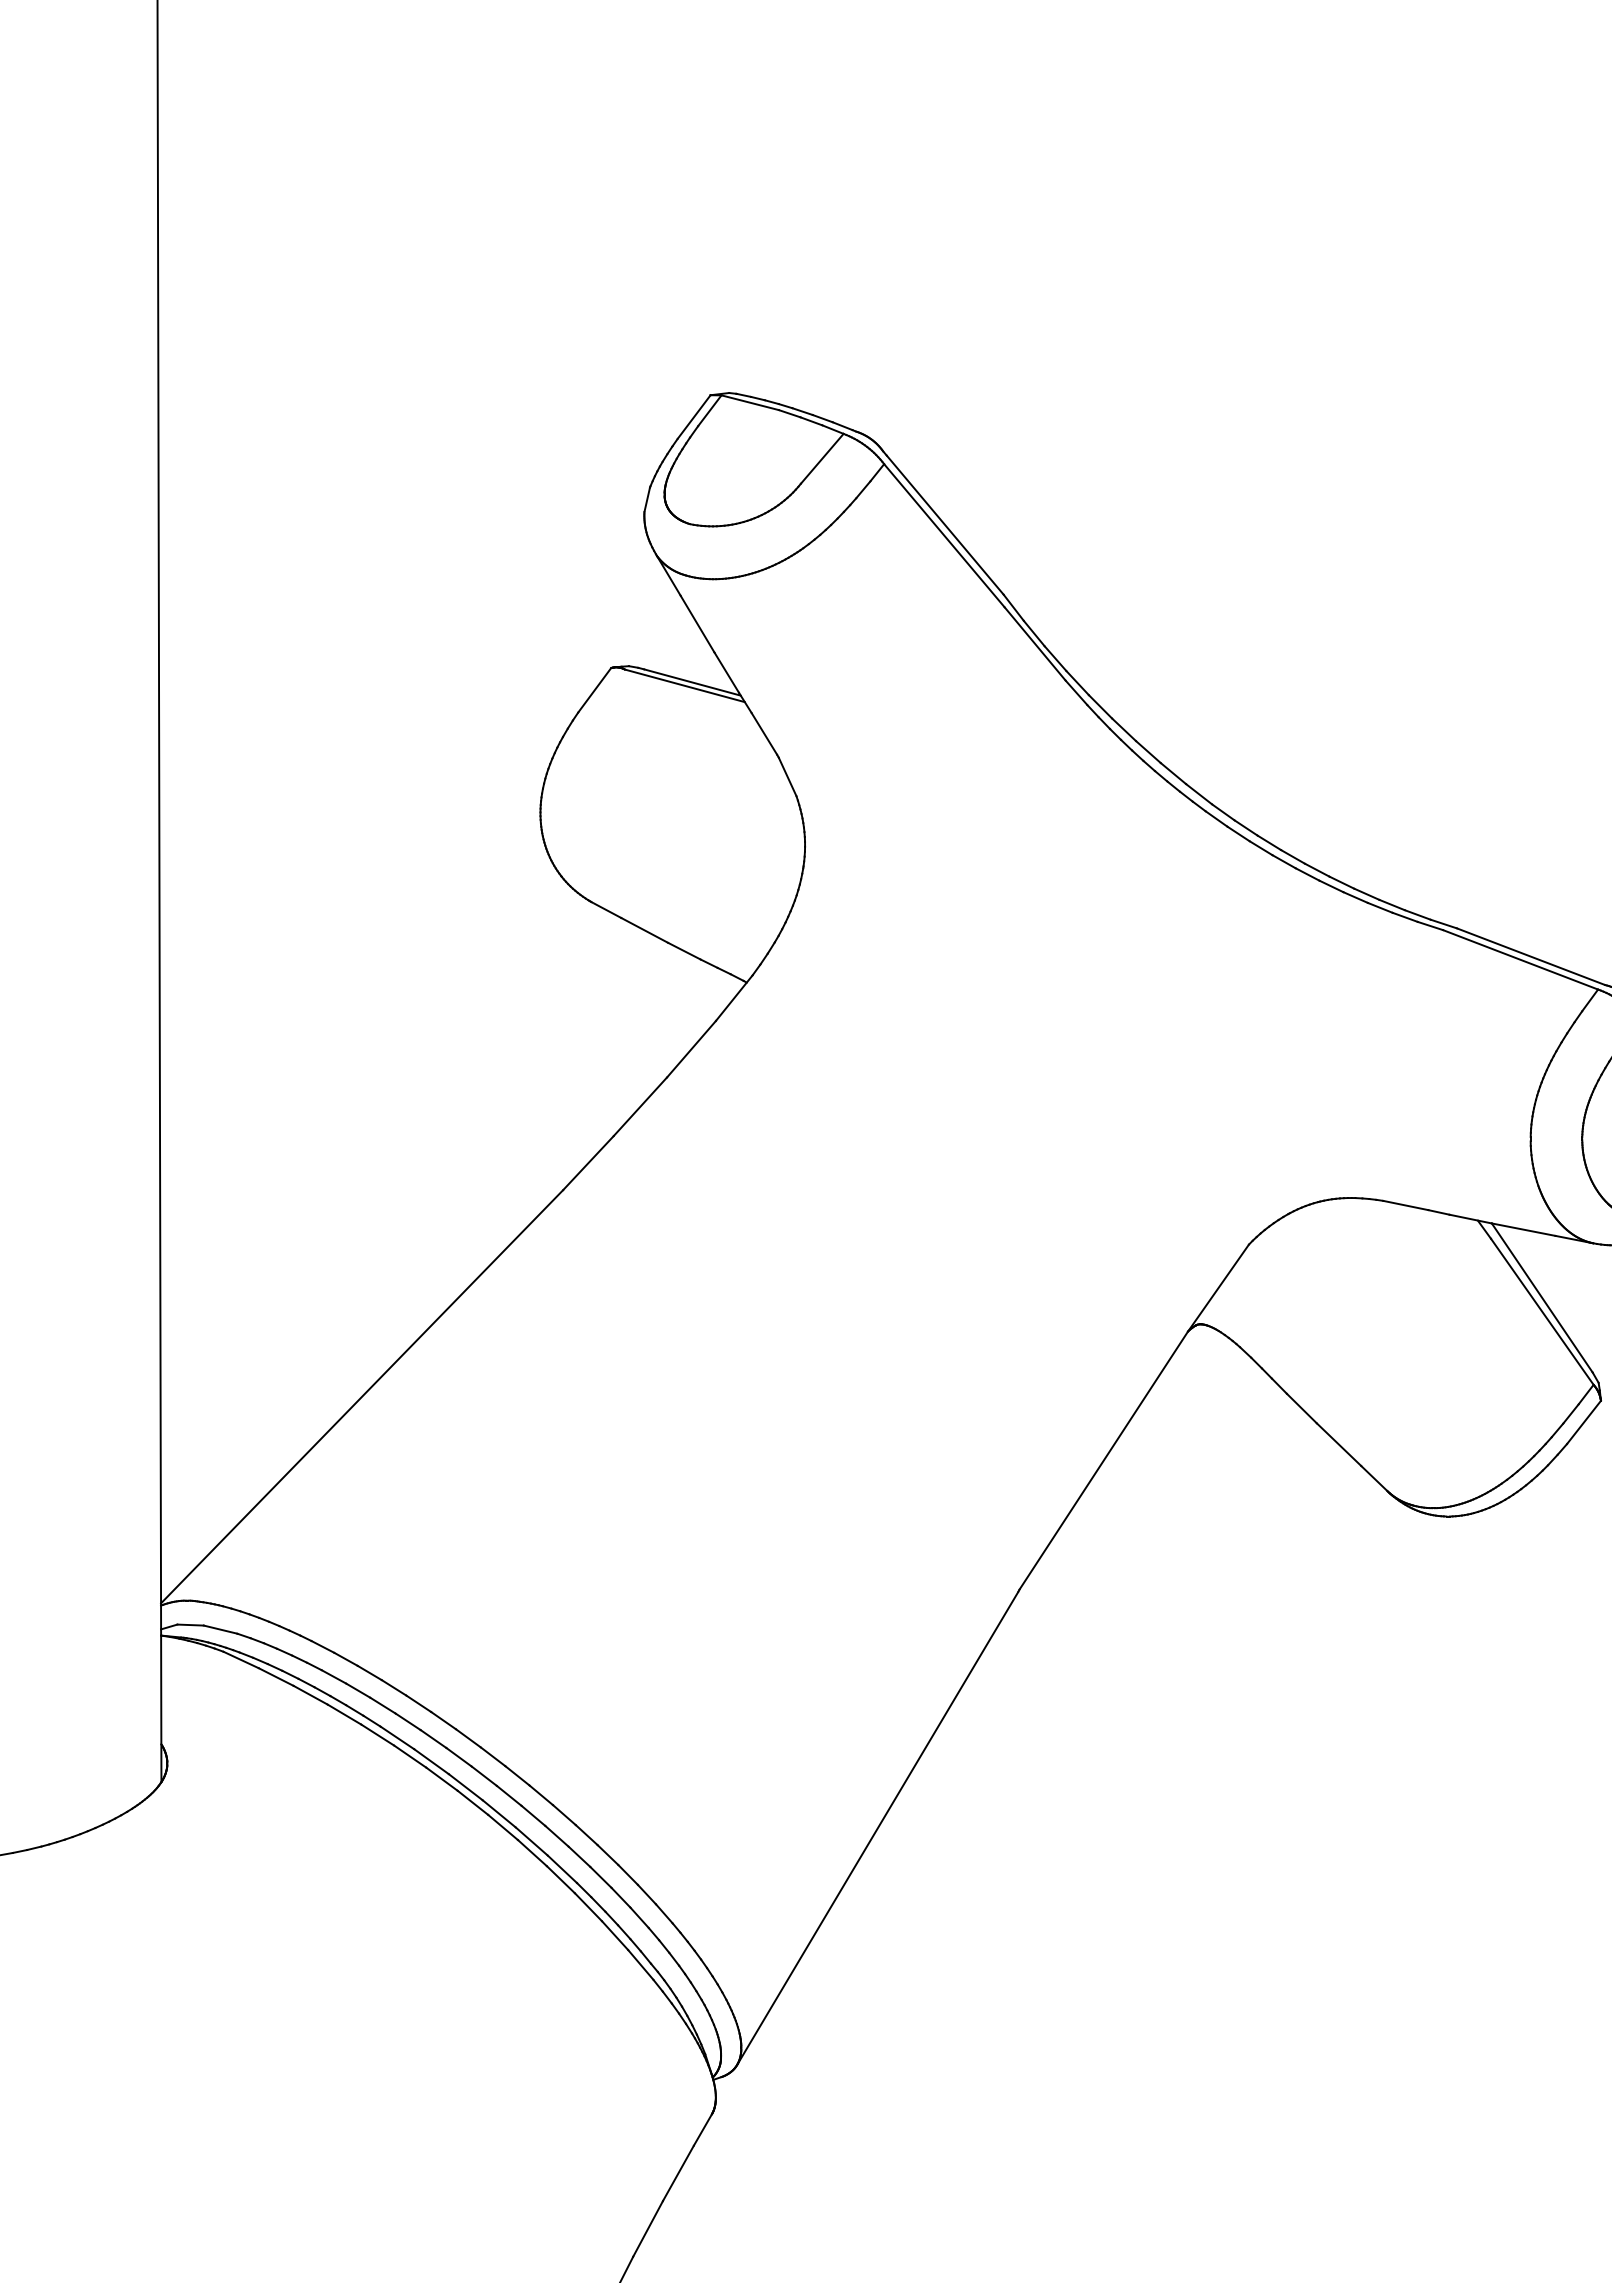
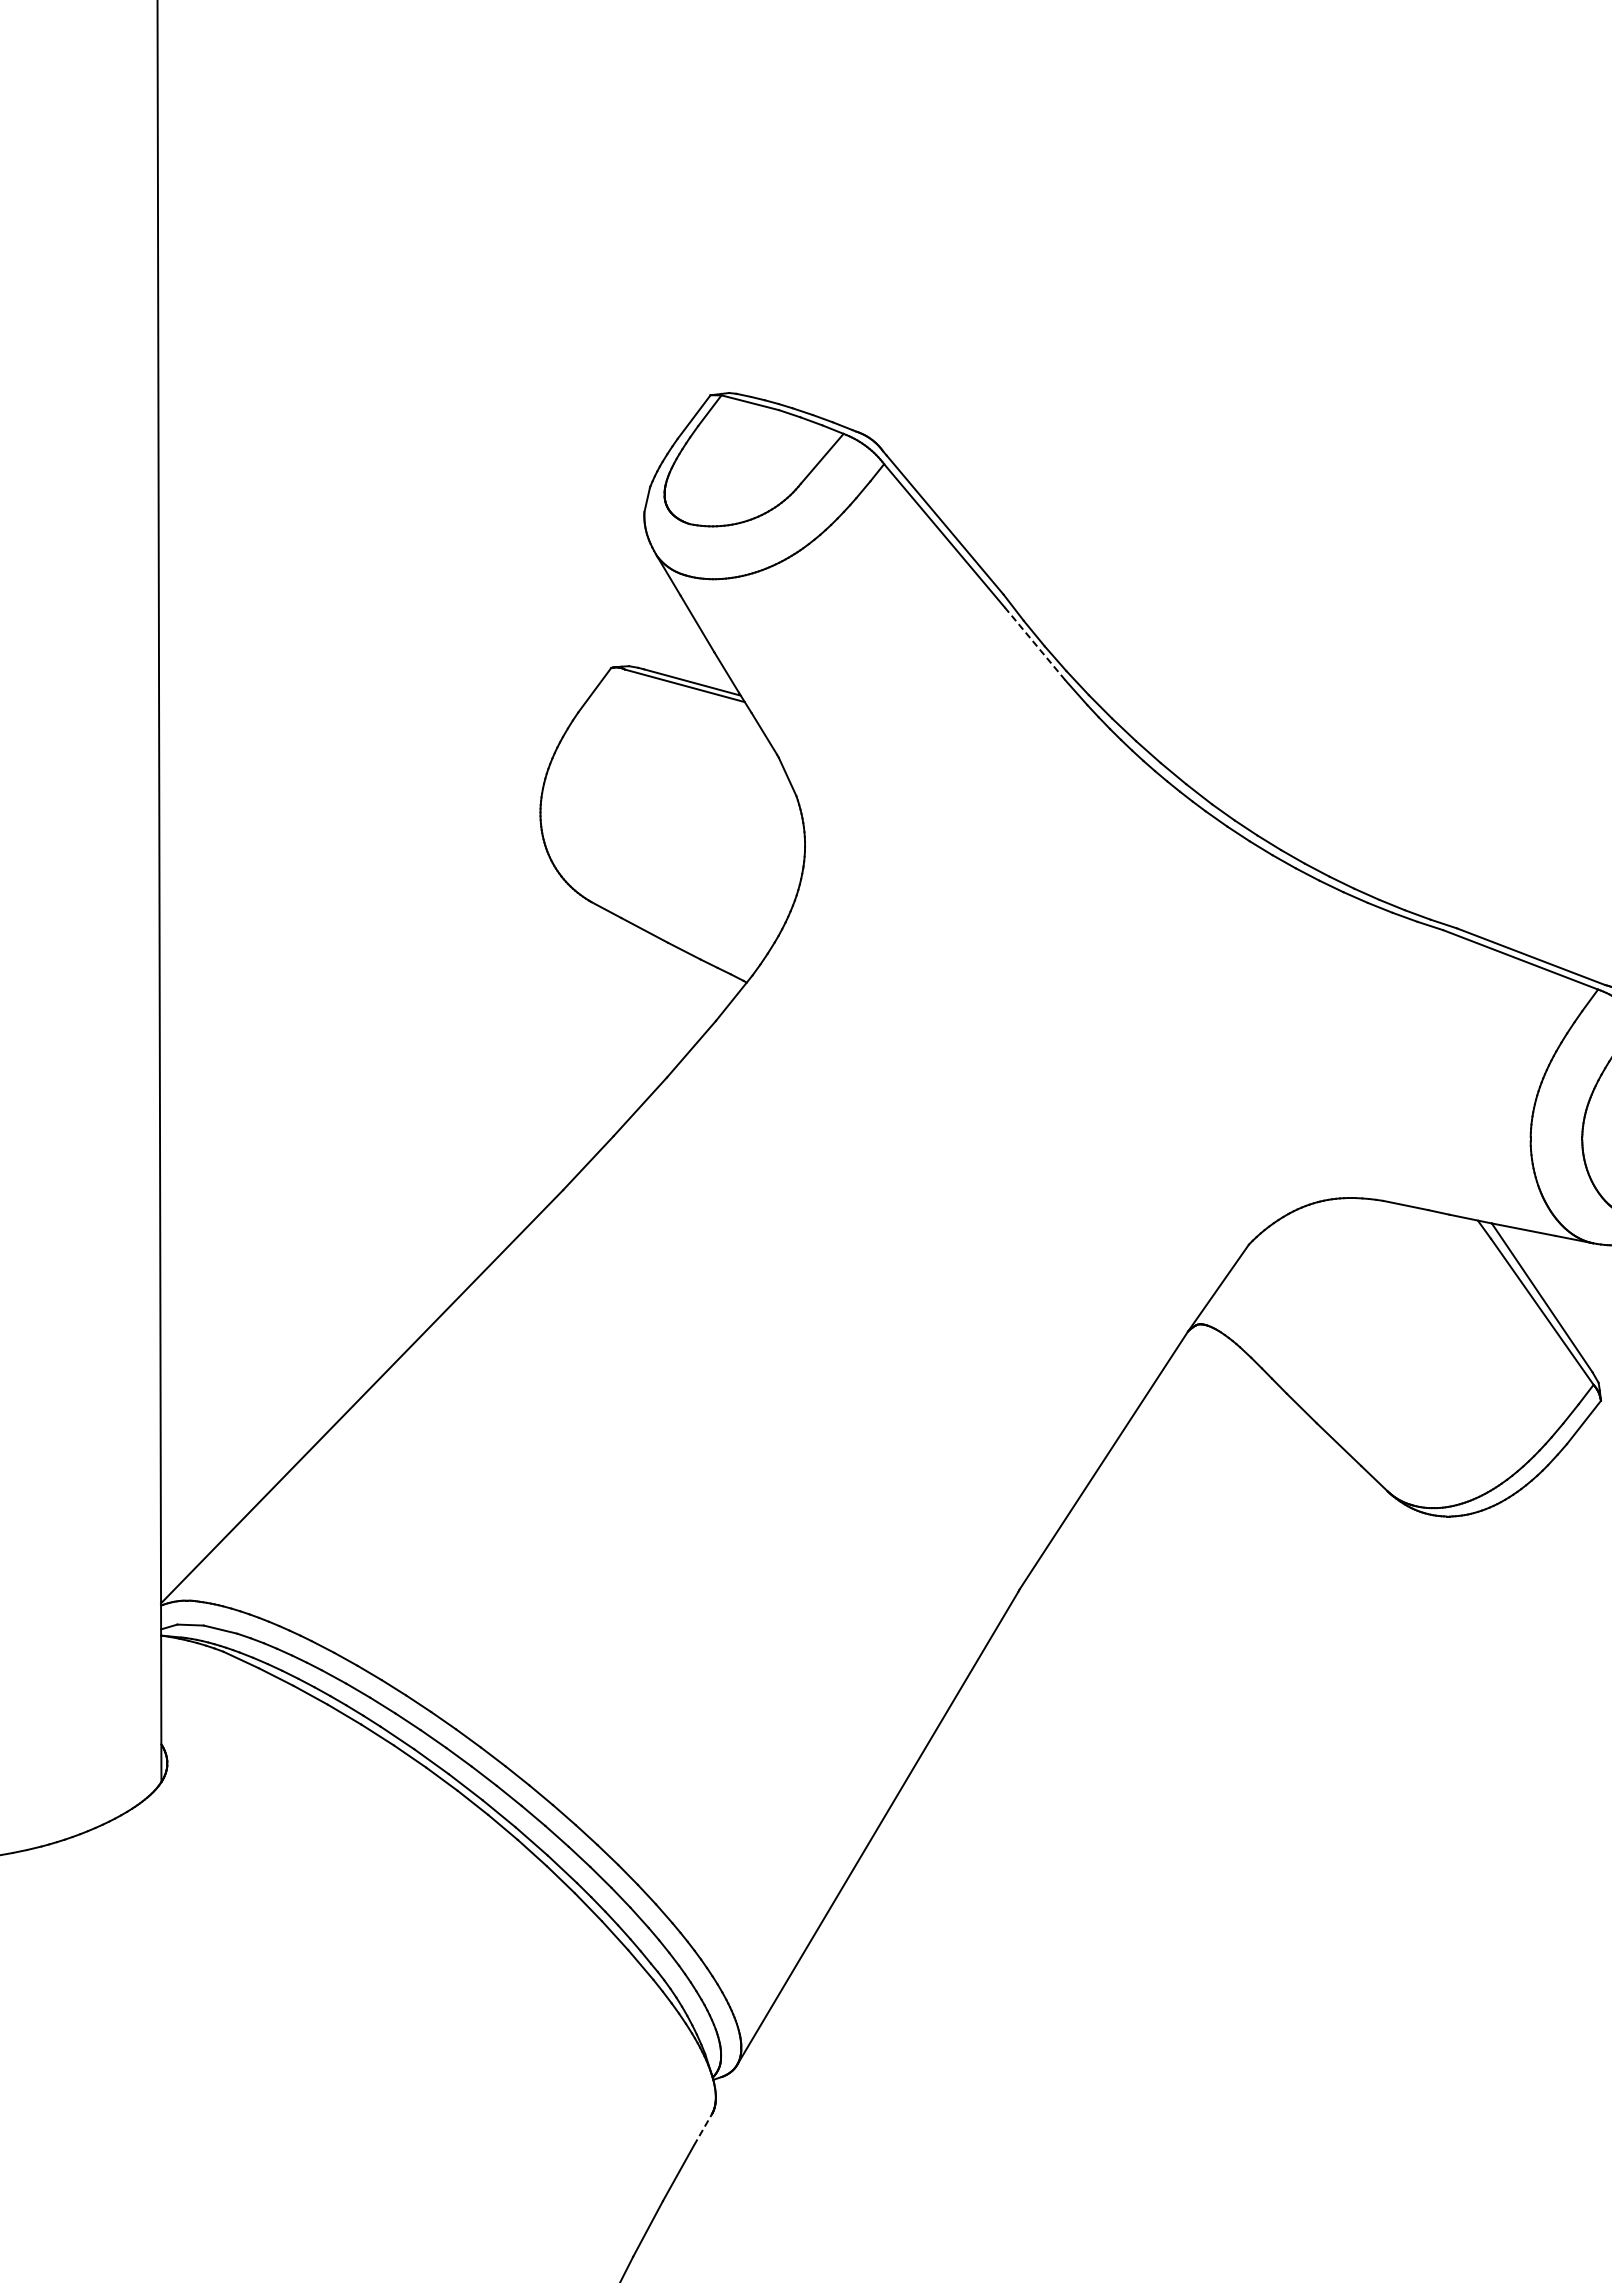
line: solid -> dashed (1035, 643)
line: solid -> dashed (703, 2129)
